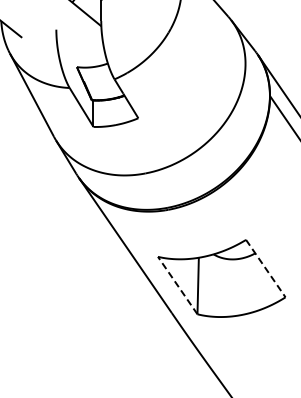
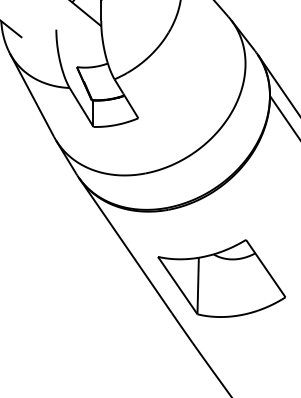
line: dashed -> solid (265, 268)
line: dashed -> solid (177, 285)
